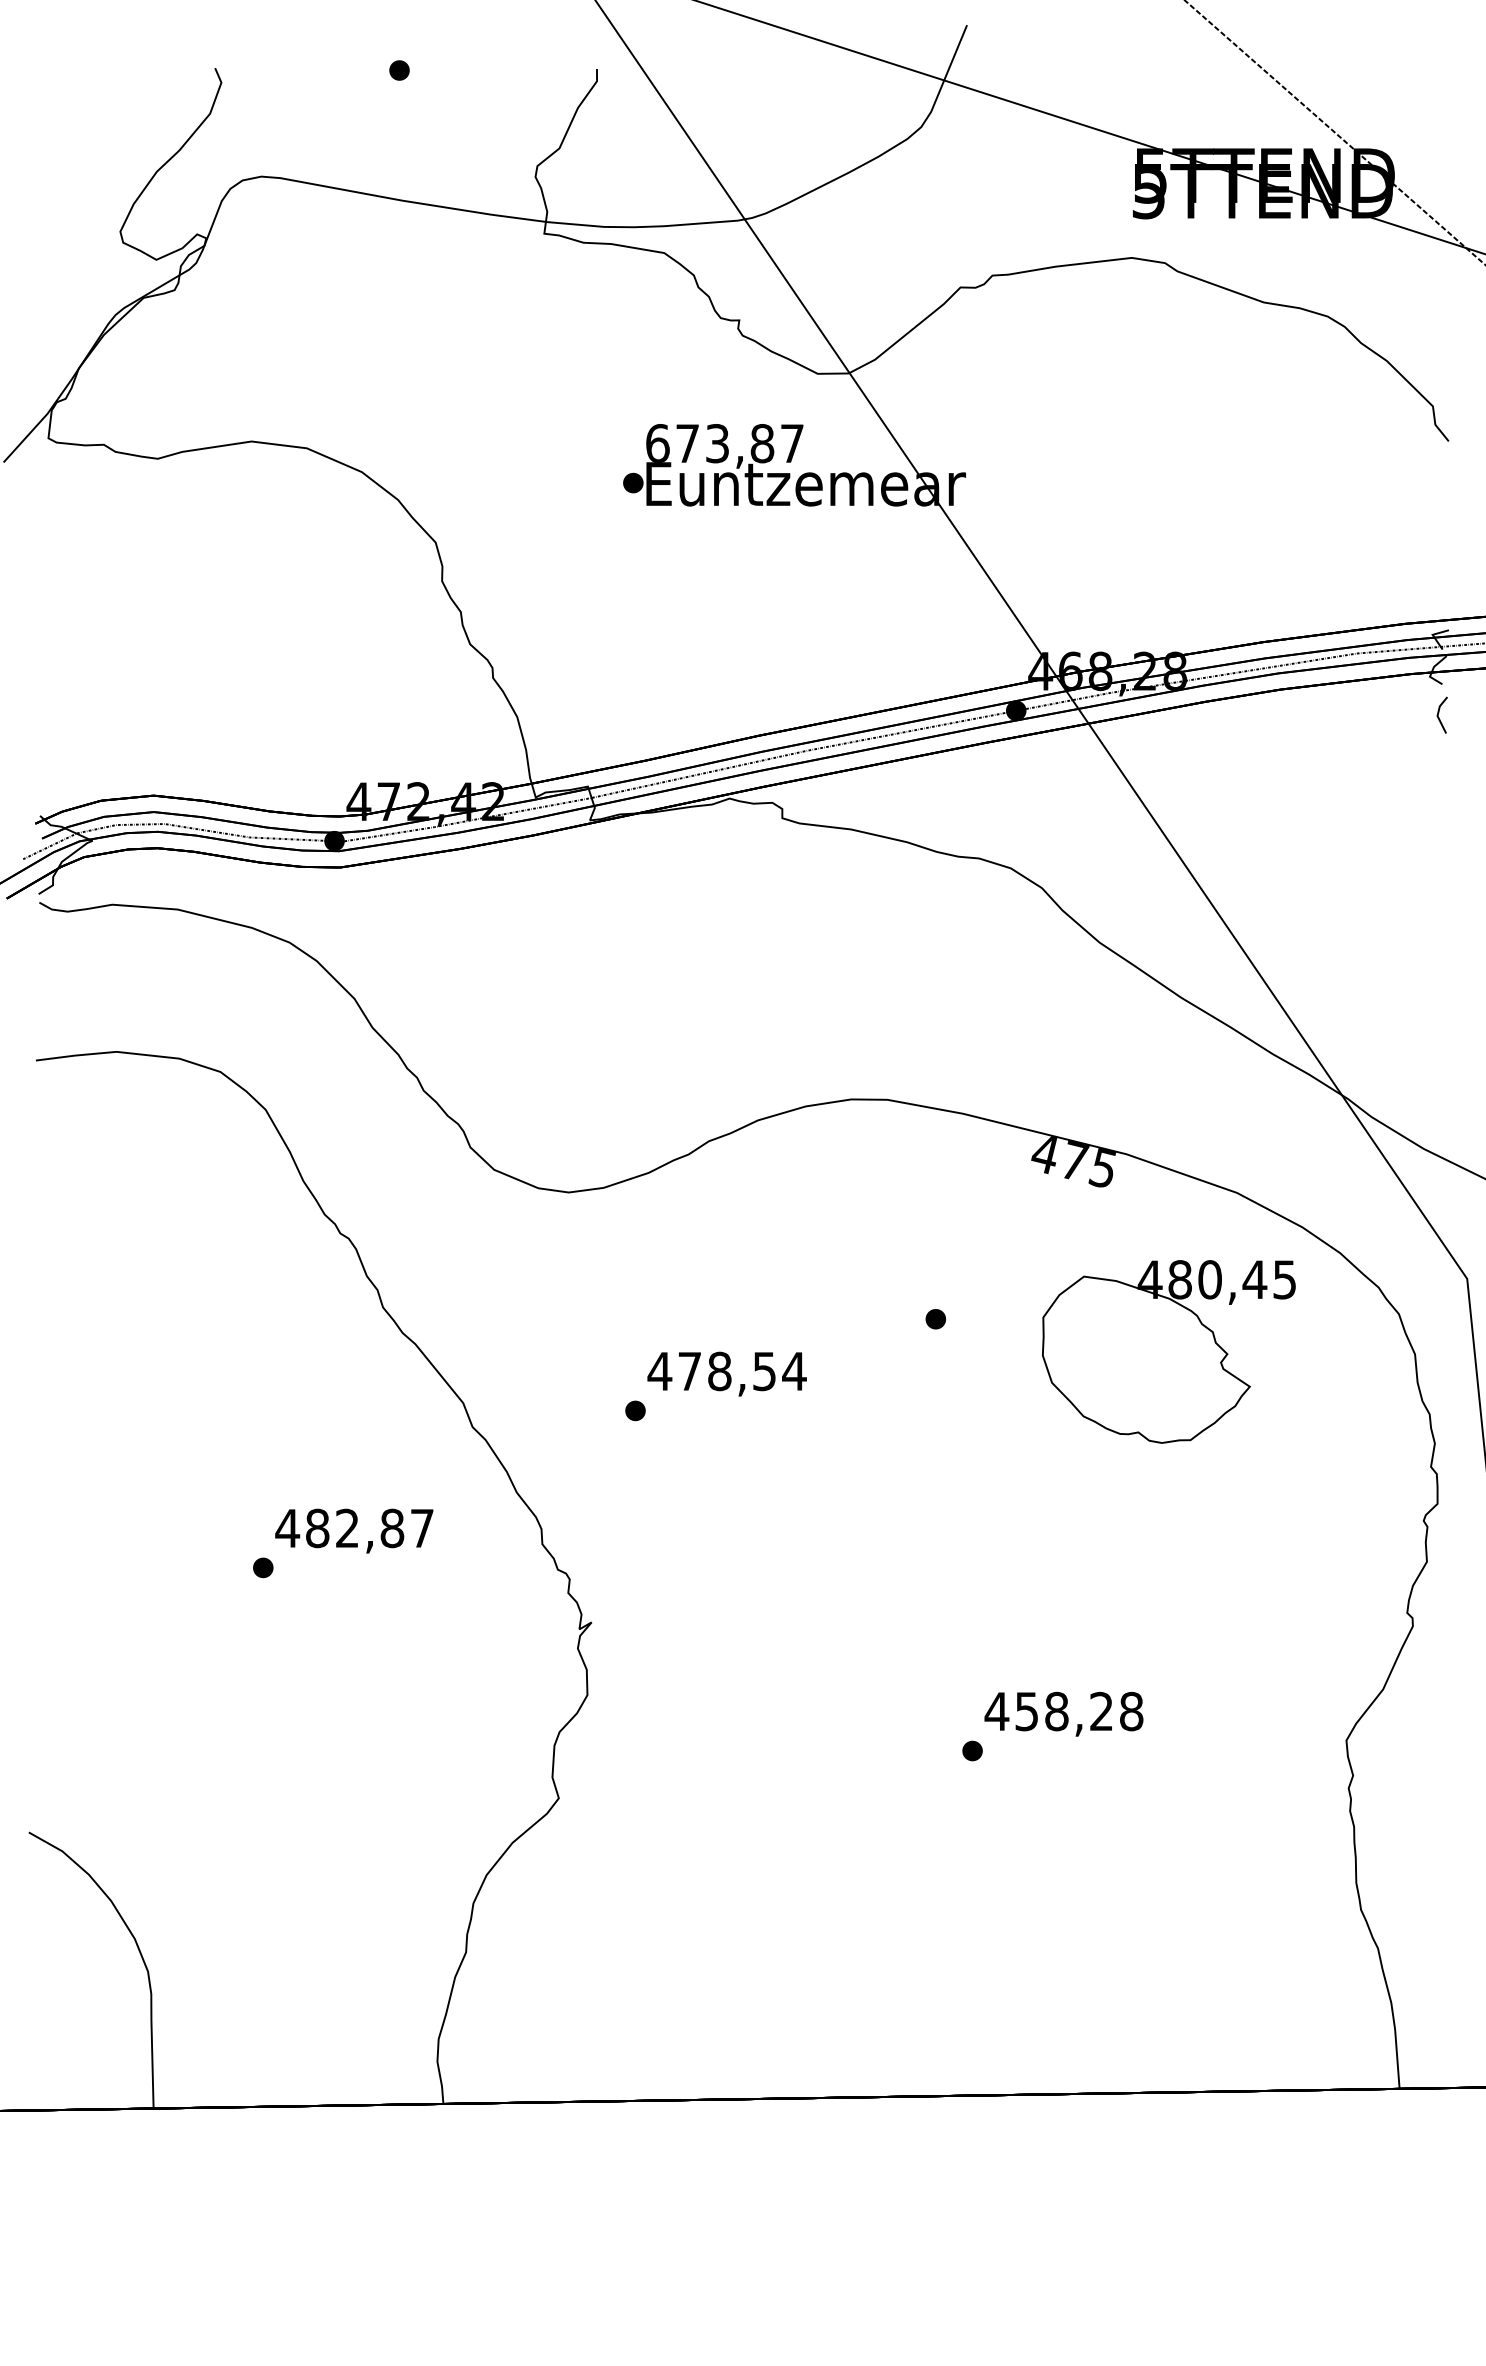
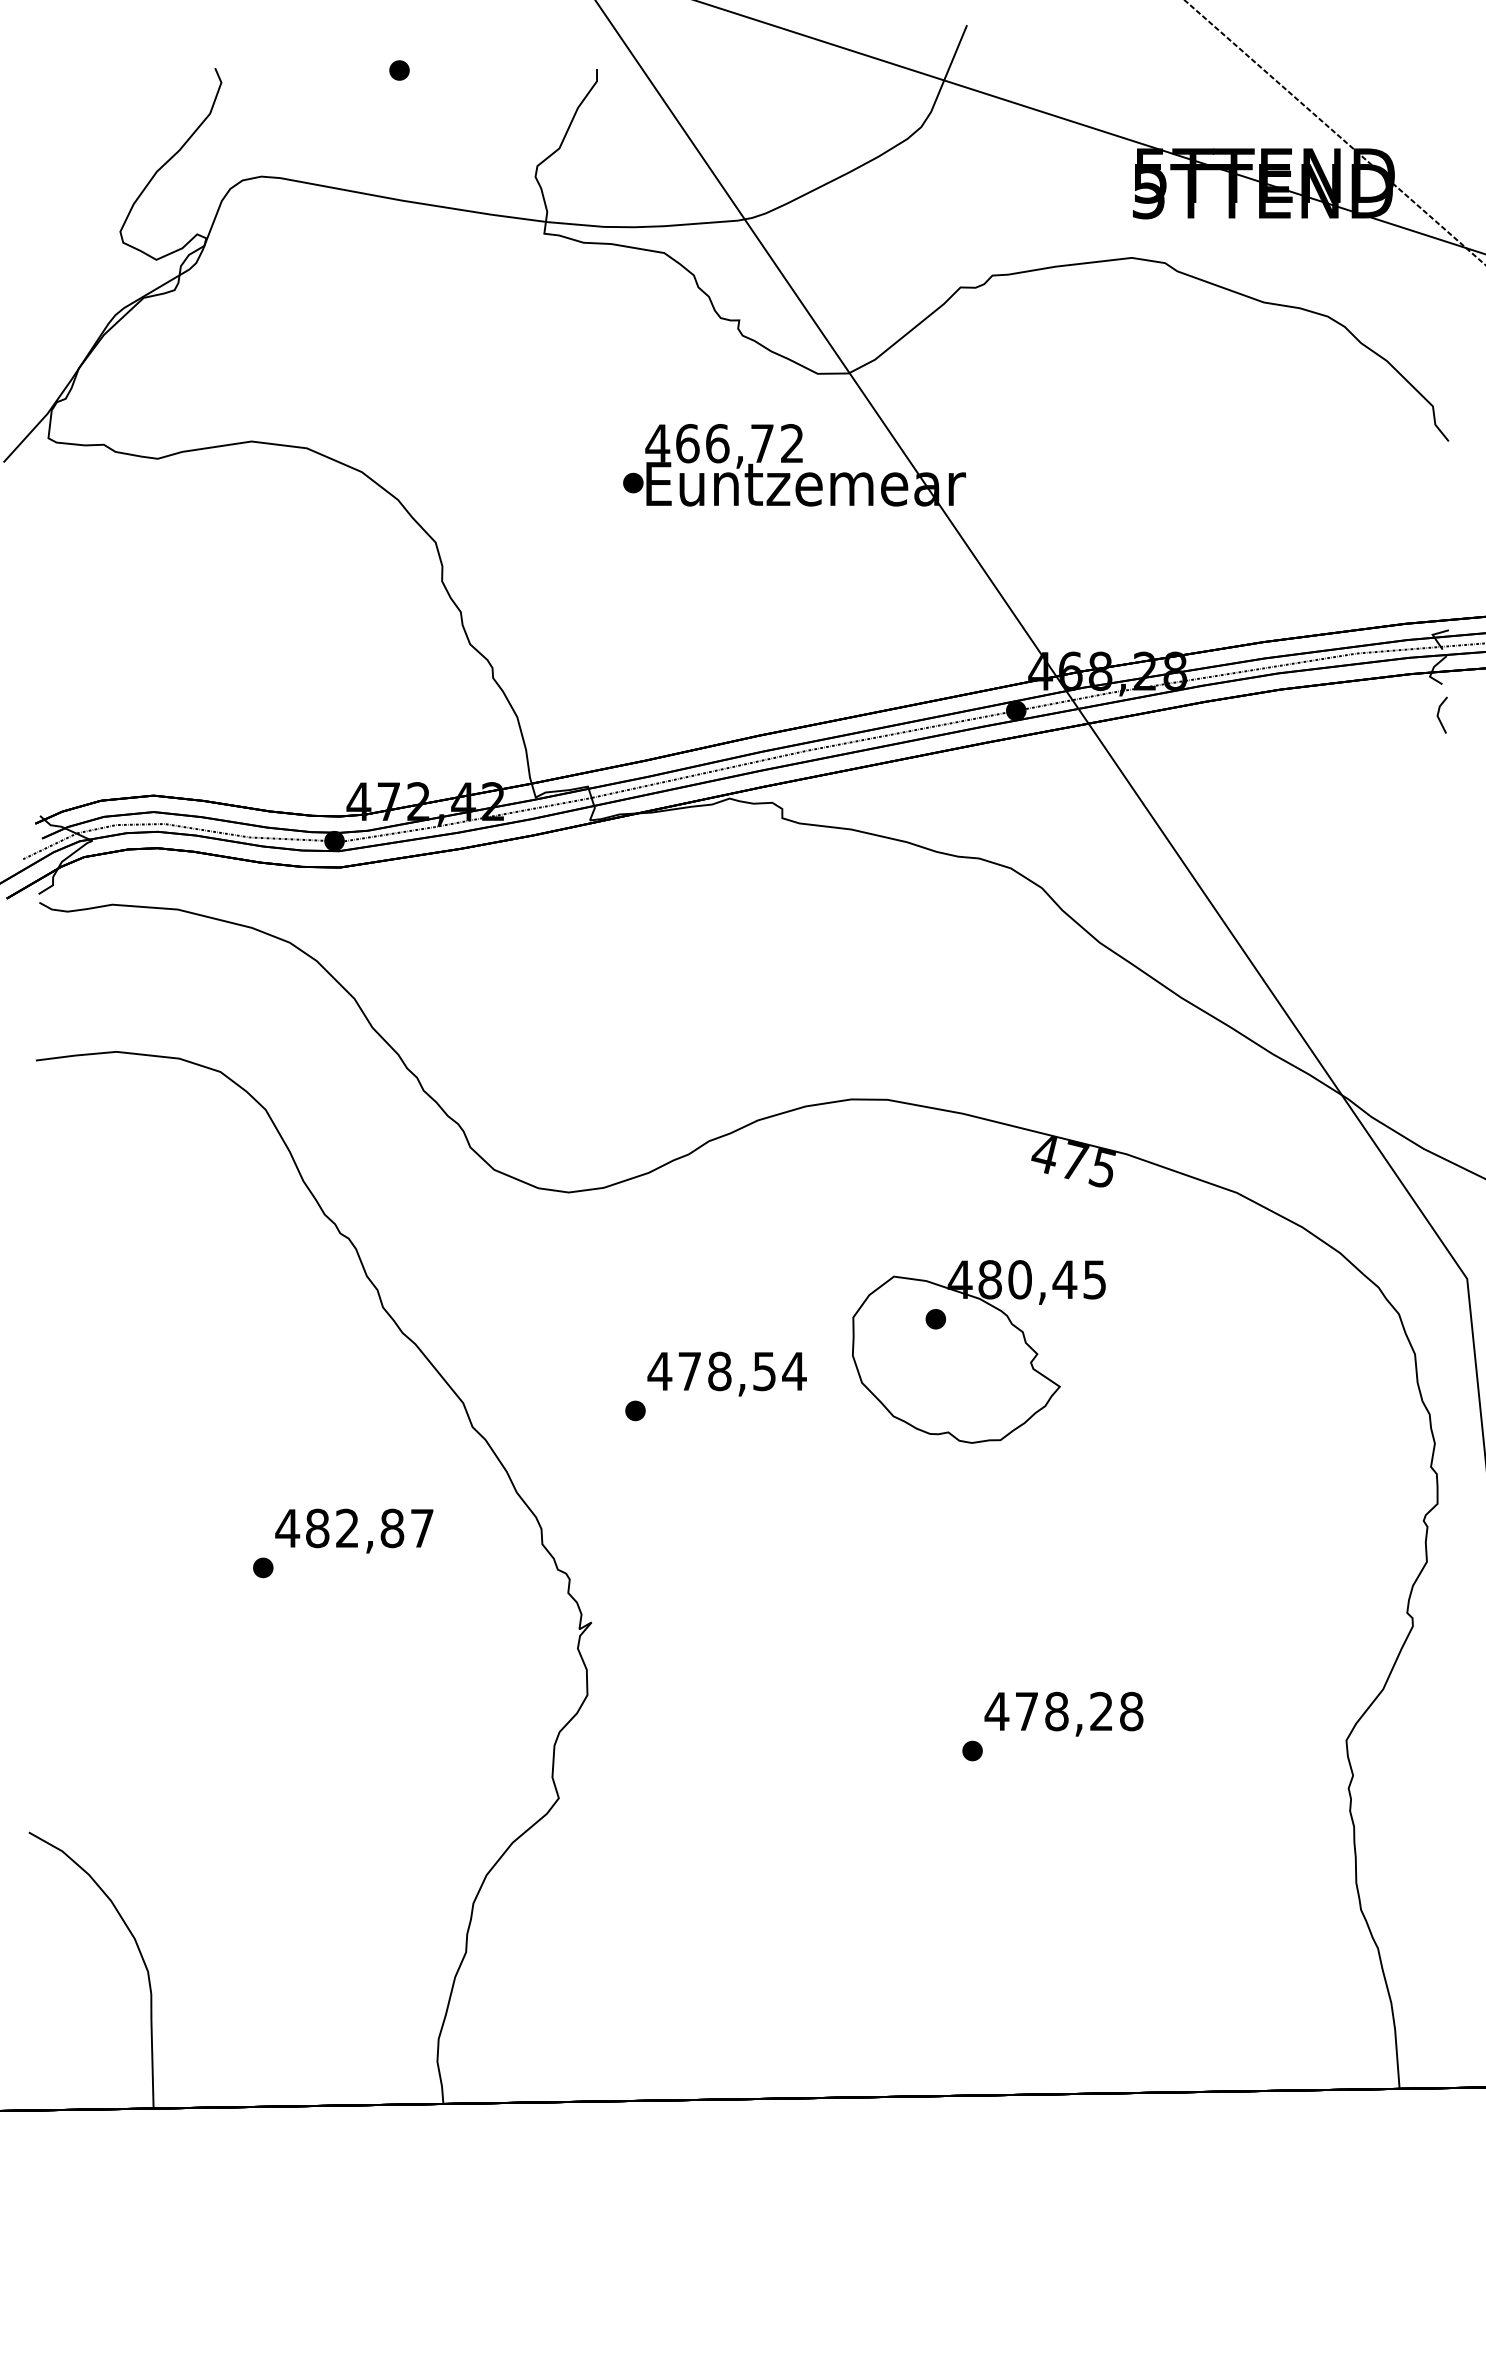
text: 673,87 -> 466,72 (724, 443)
part position: (1168, 1351) -> (978, 1351) (978, 1351)
text: 458,28 -> 478,28 (1026, 1711)
